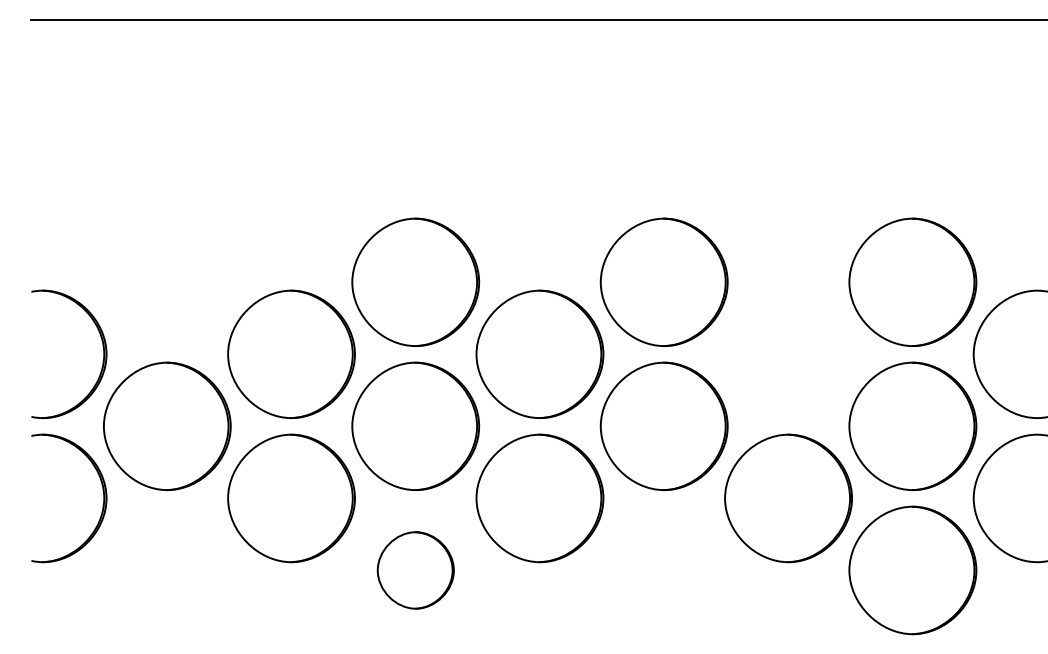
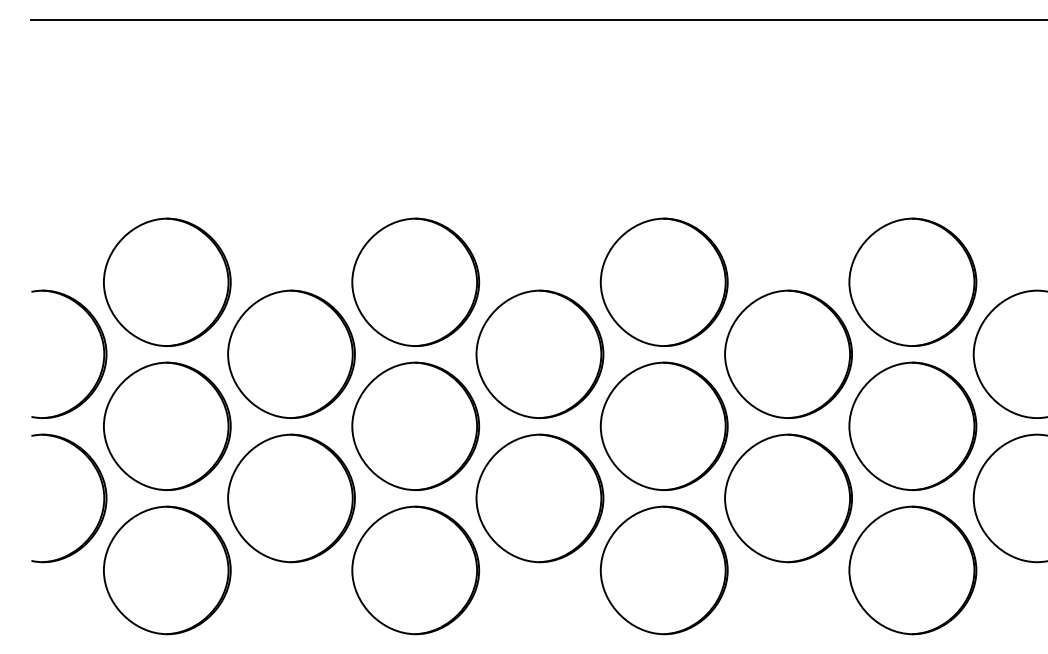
part: none -> present (167, 281)
part: none -> present (788, 353)
part: none -> present (167, 570)
part size: 79x79 px -> 130x131 px (415, 570)
part: none -> present (663, 570)
